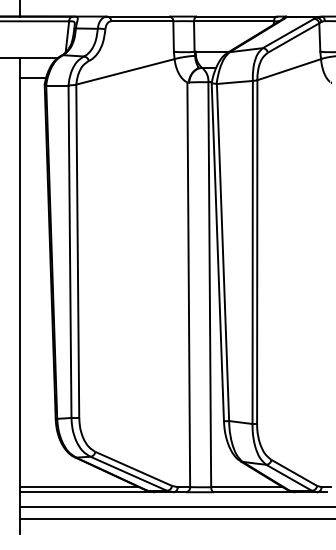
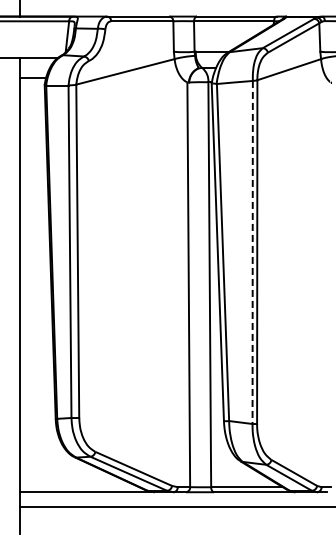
line: solid -> dashed (252, 252)
line: present -> none (78, 487)
line: present -> none (175, 519)
